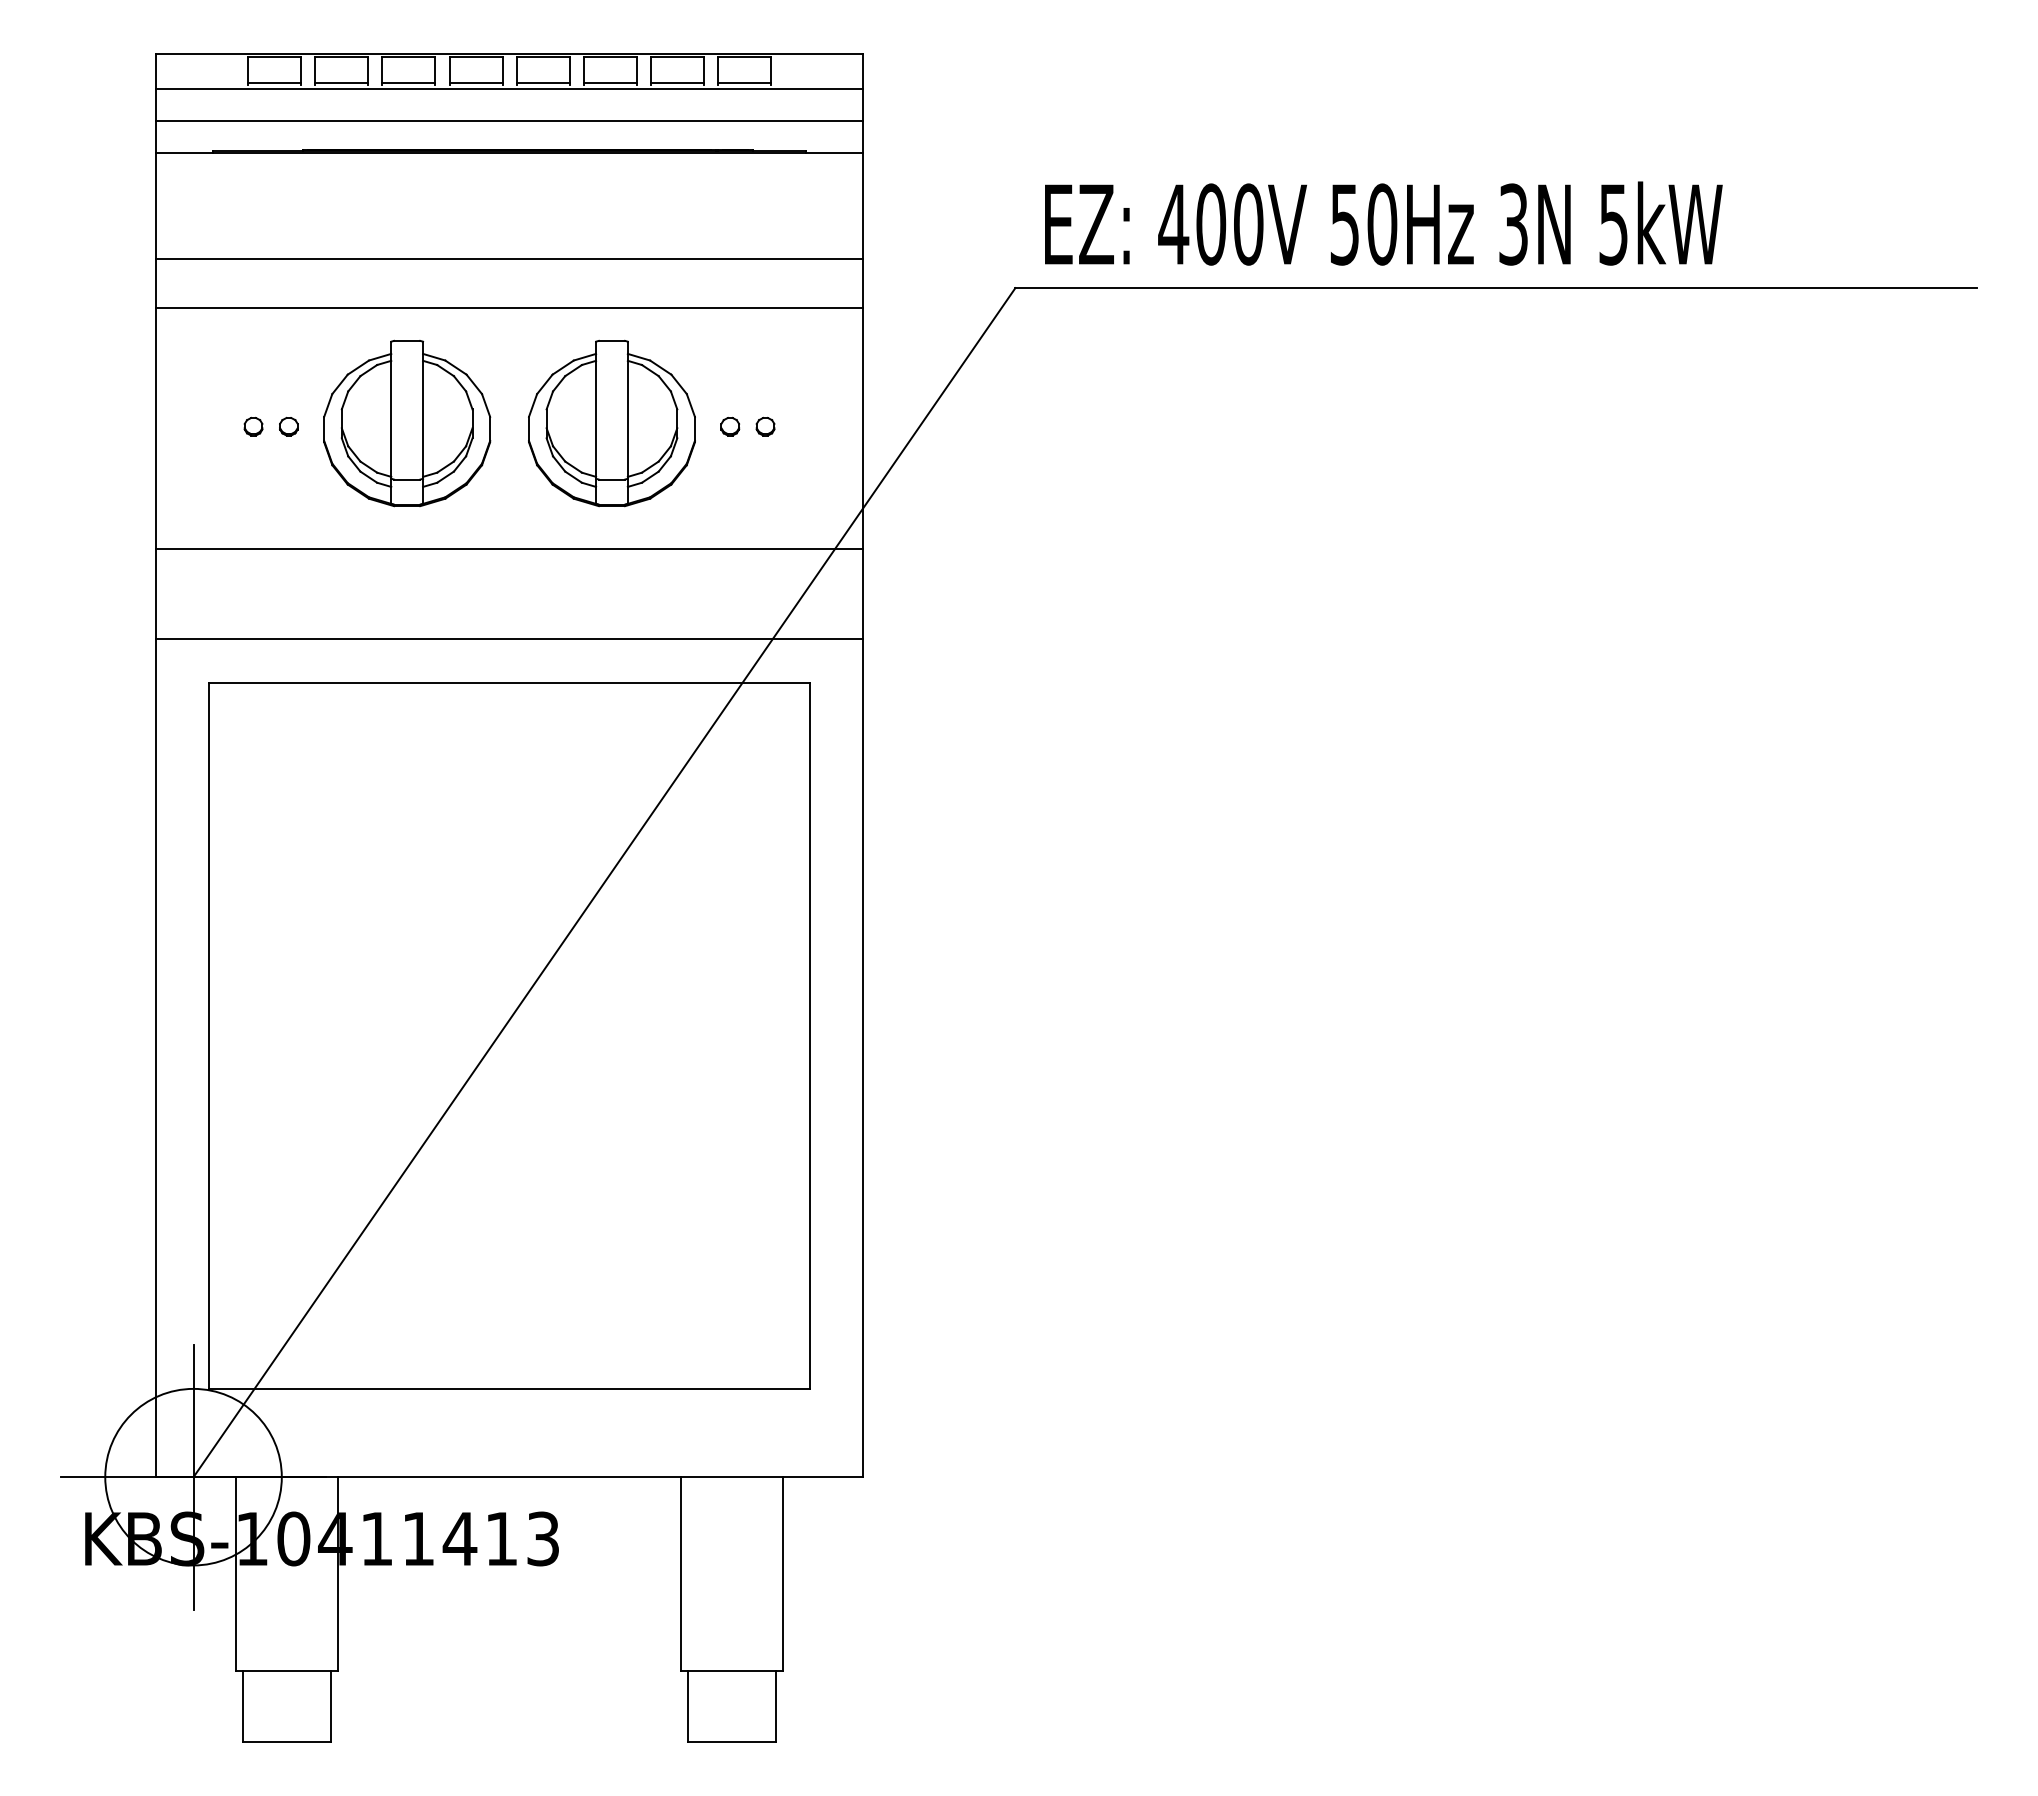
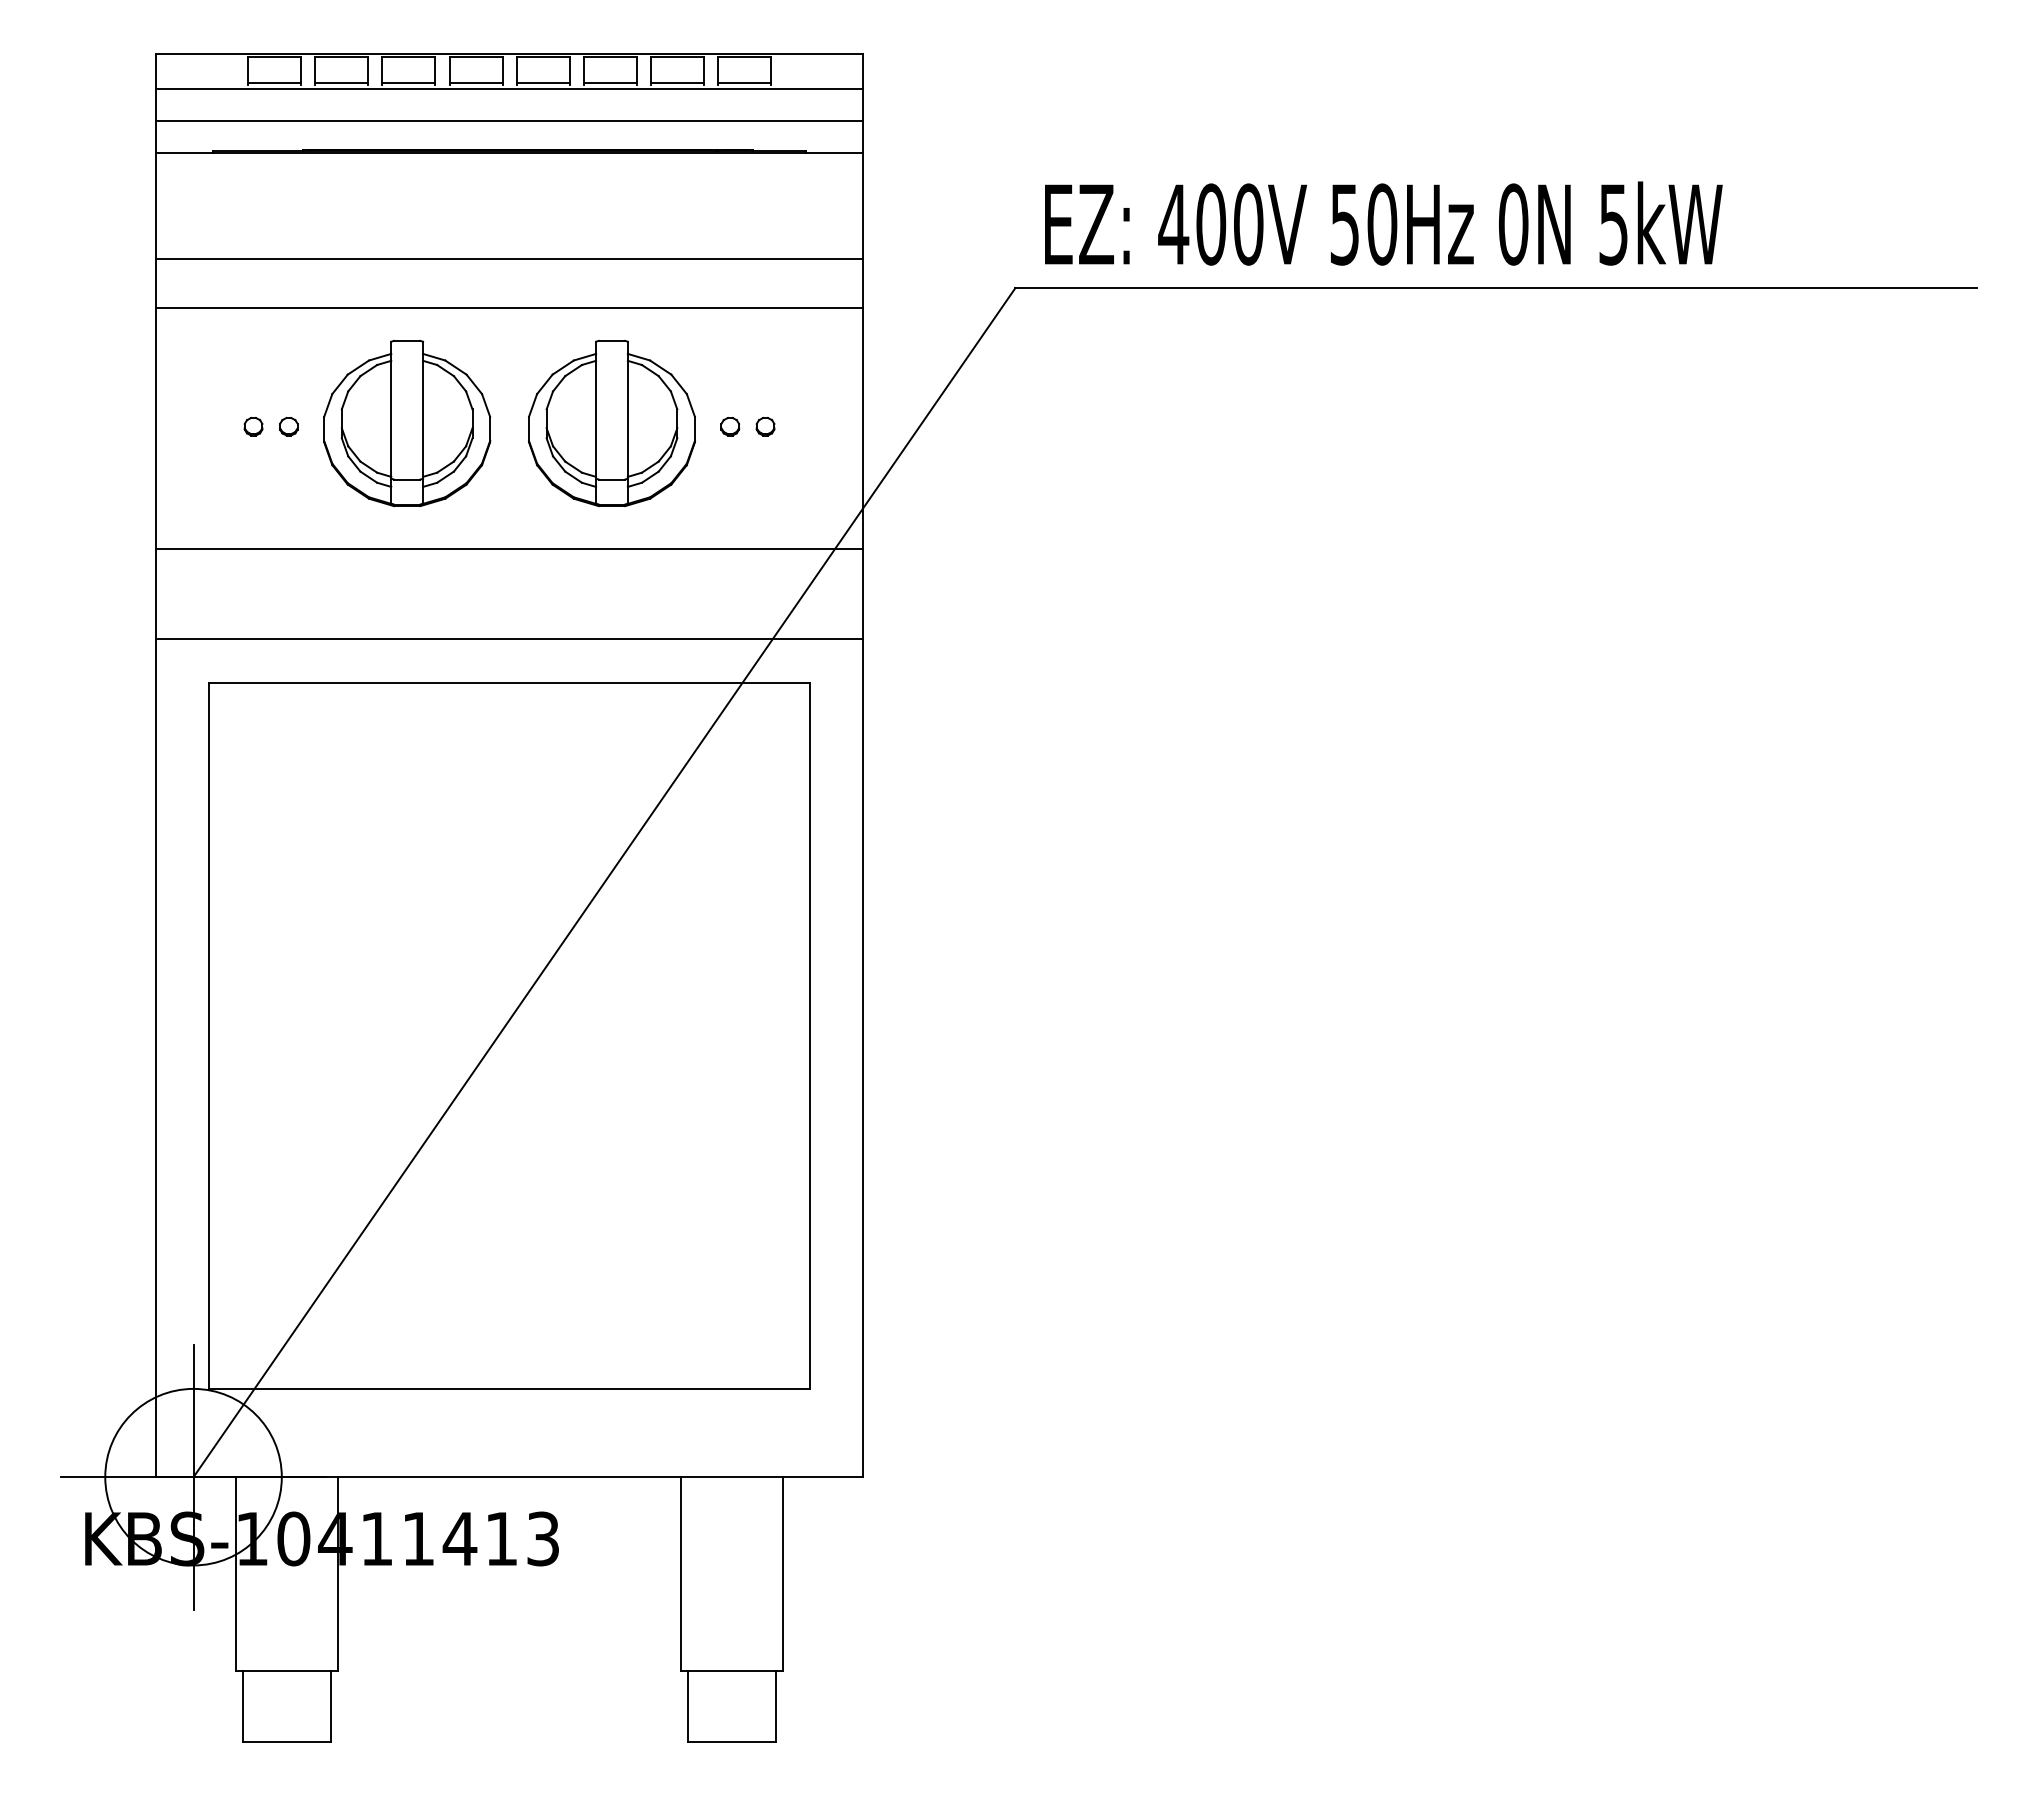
text: 3N -> 0N (1513, 224)
